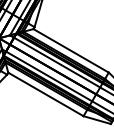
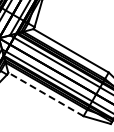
line: solid -> dashed (45, 94)
